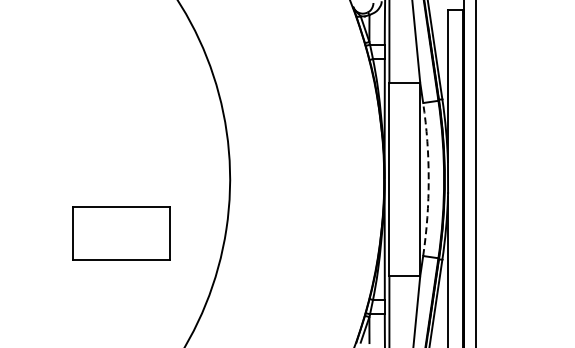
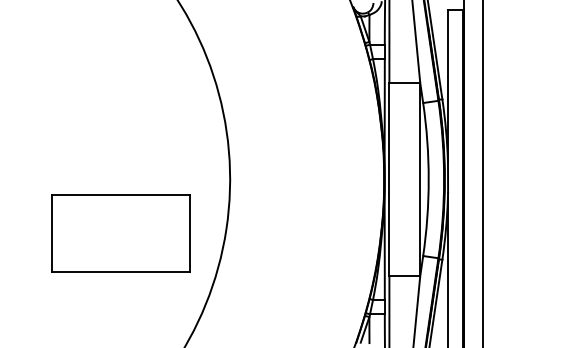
line position: (476, 173) -> (483, 173) (483, 173)
arc: dashed -> solid (428, 179)
part size: 99x55 px -> 140x79 px (120, 233)
